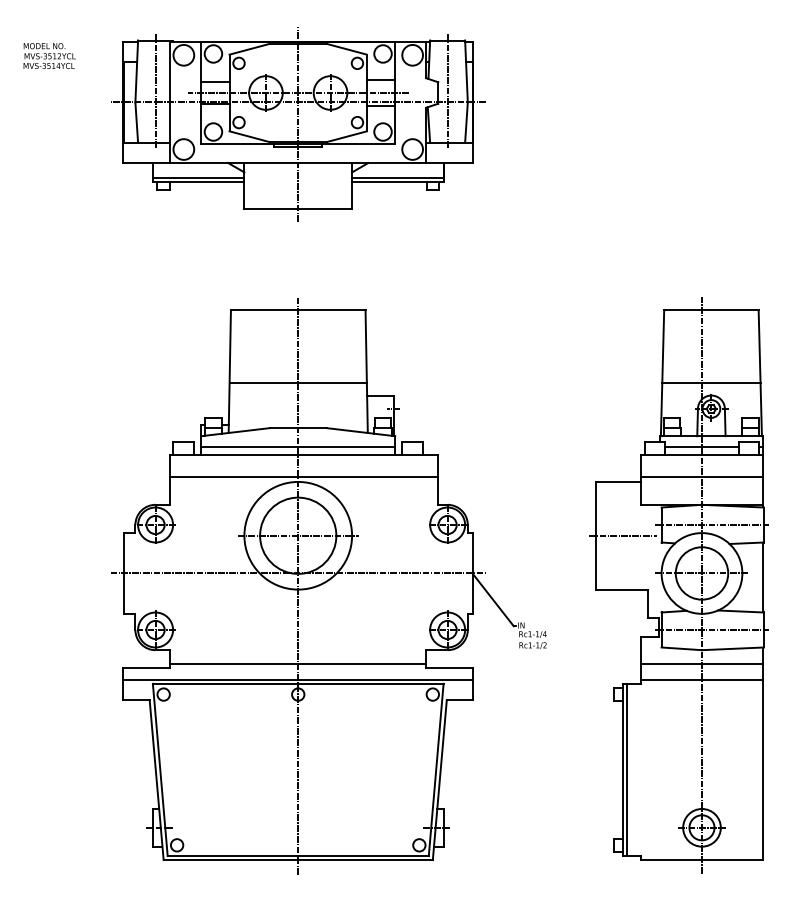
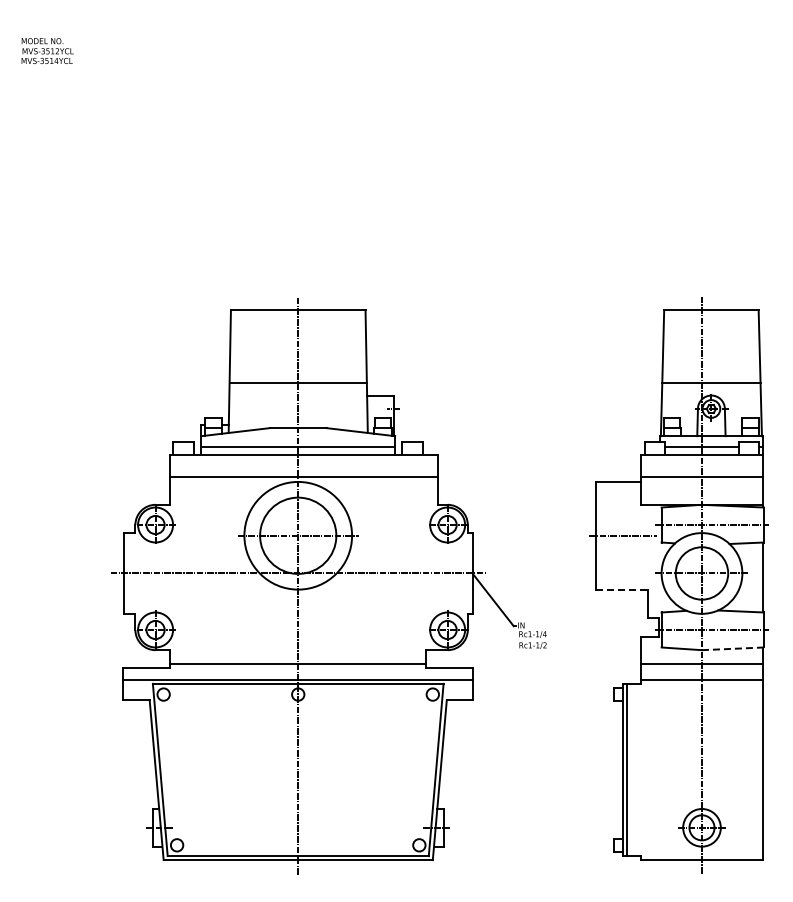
text position: (49, 55) -> (47, 50) (47, 50)
part: present -> none (298, 124)
line: solid -> dashed (622, 589)
line: solid -> dashed (732, 648)
